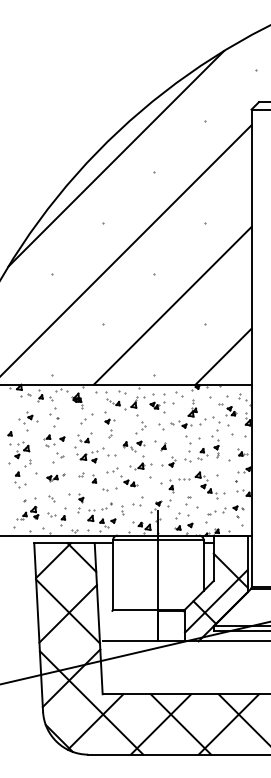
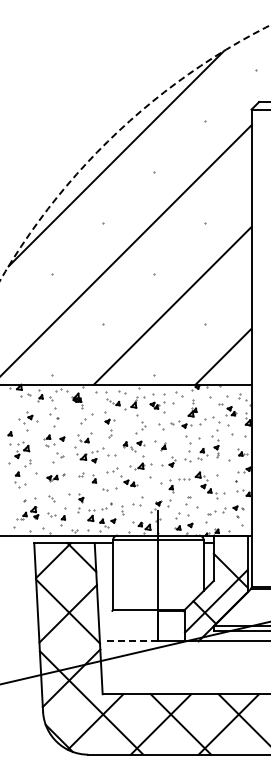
arc: solid -> dashed (117, 132)
line: solid -> dashed (130, 641)
